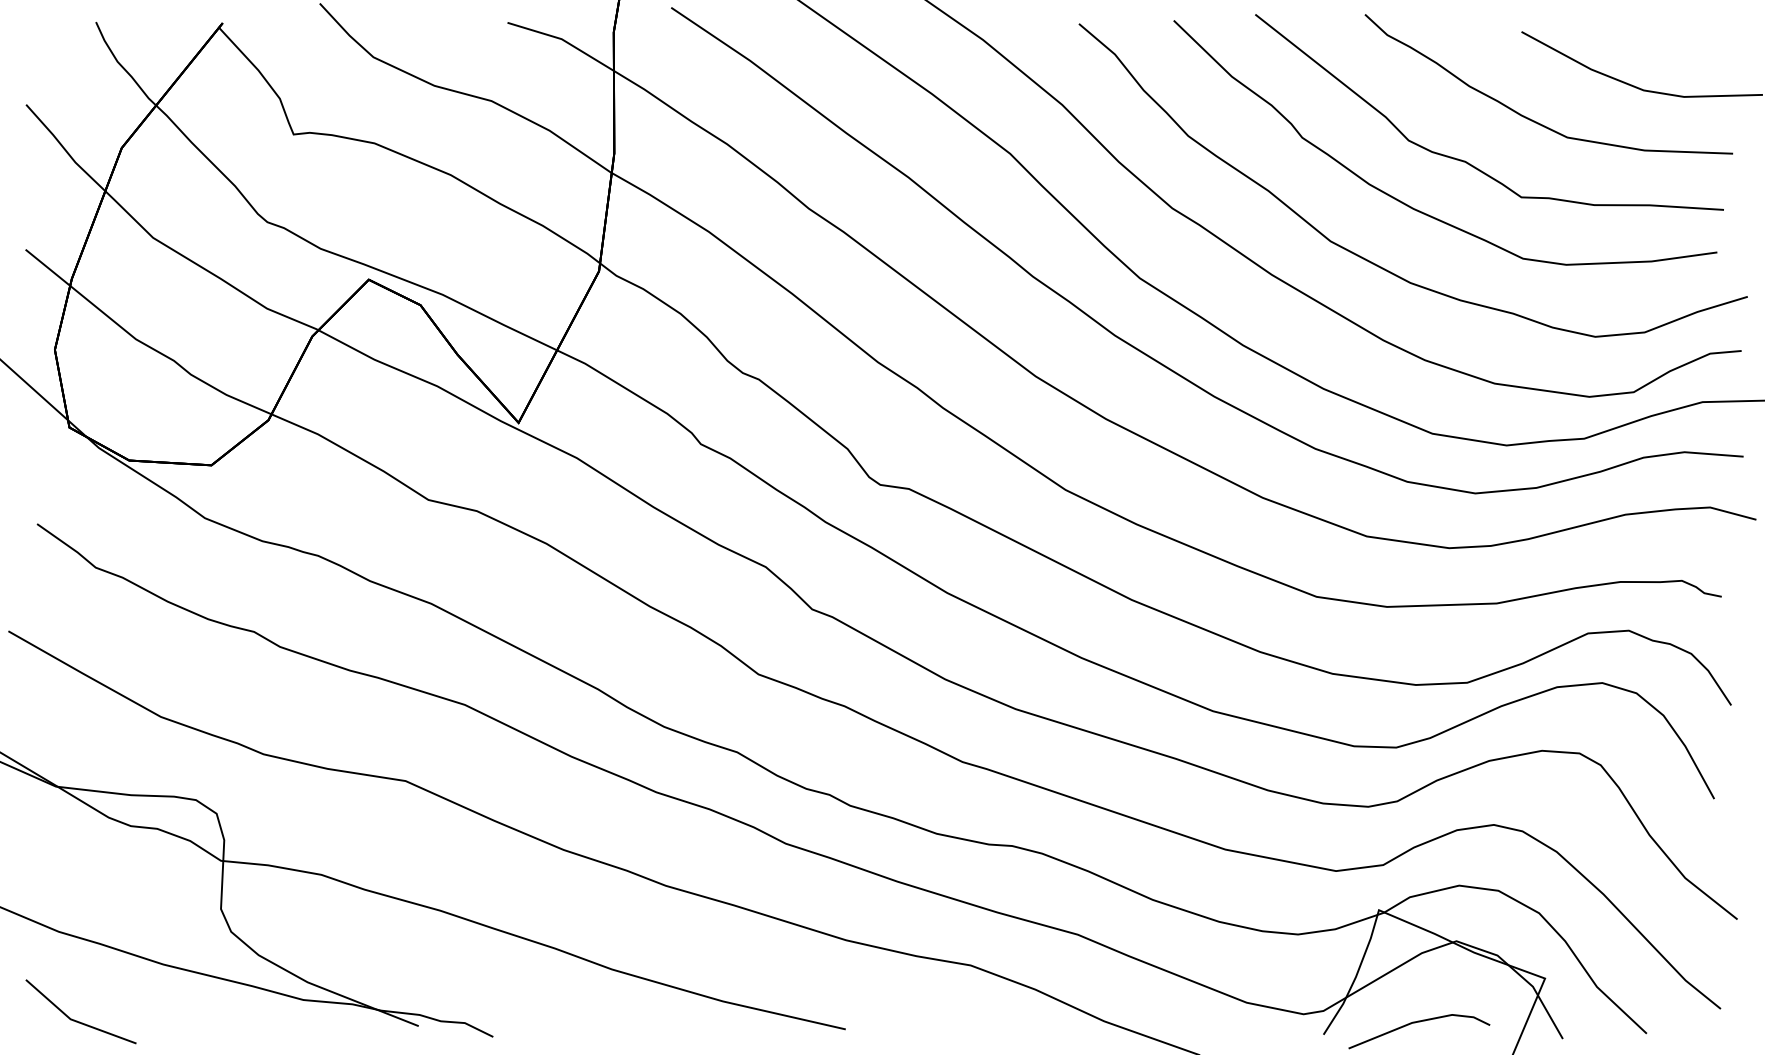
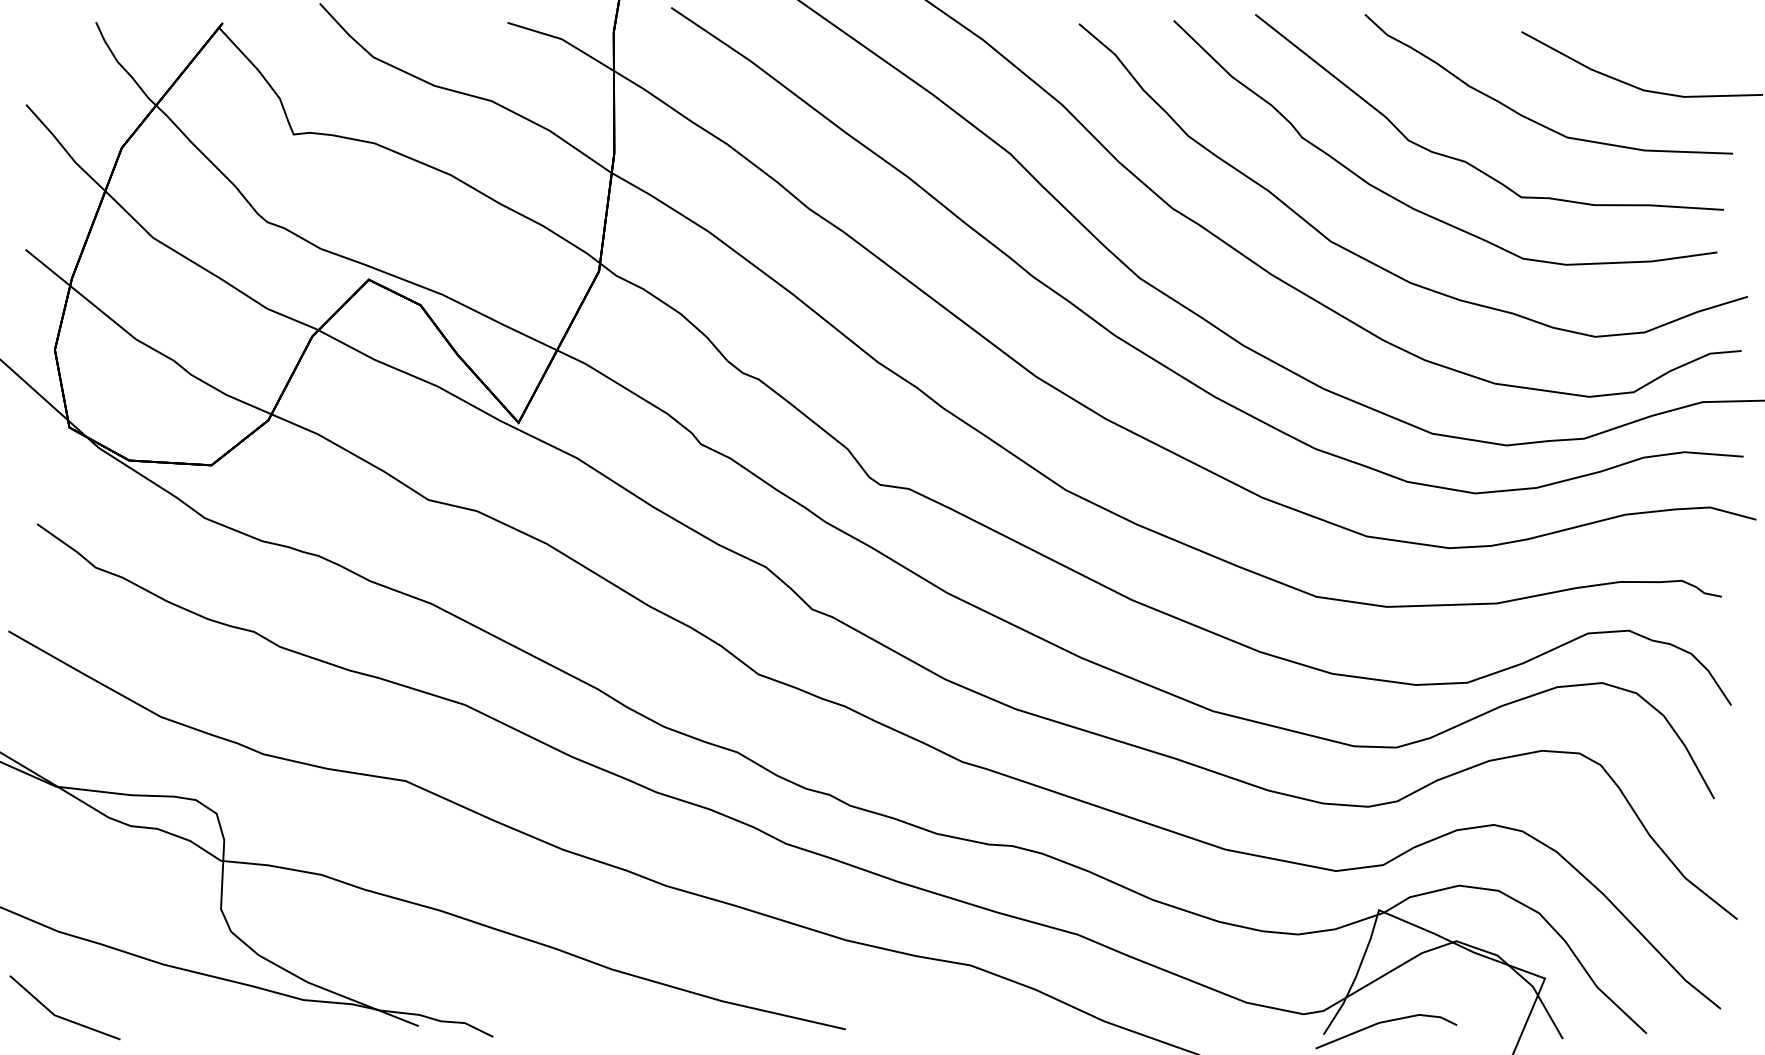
line position: (77, 1020) -> (61, 1016) (61, 1016)
line position: (1415, 1023) -> (1382, 1023) (1382, 1023)
